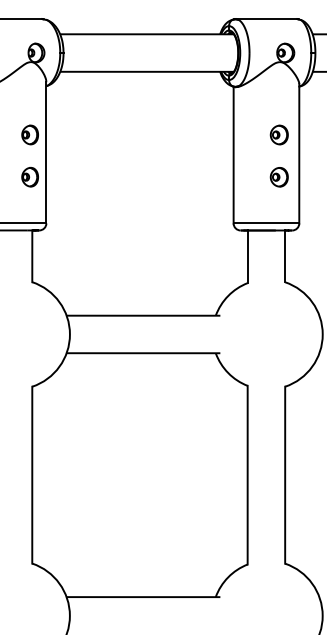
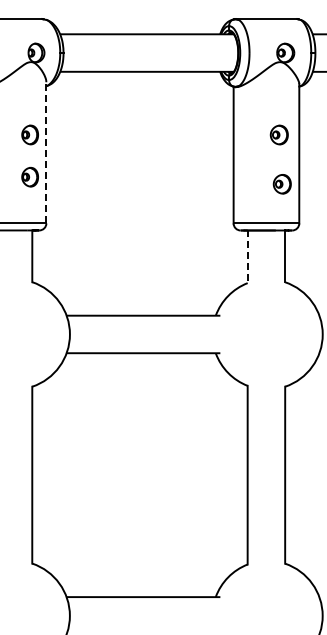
line: solid -> dashed (46, 152)
part position: (278, 177) -> (281, 184) (281, 184)
line: solid -> dashed (247, 257)
